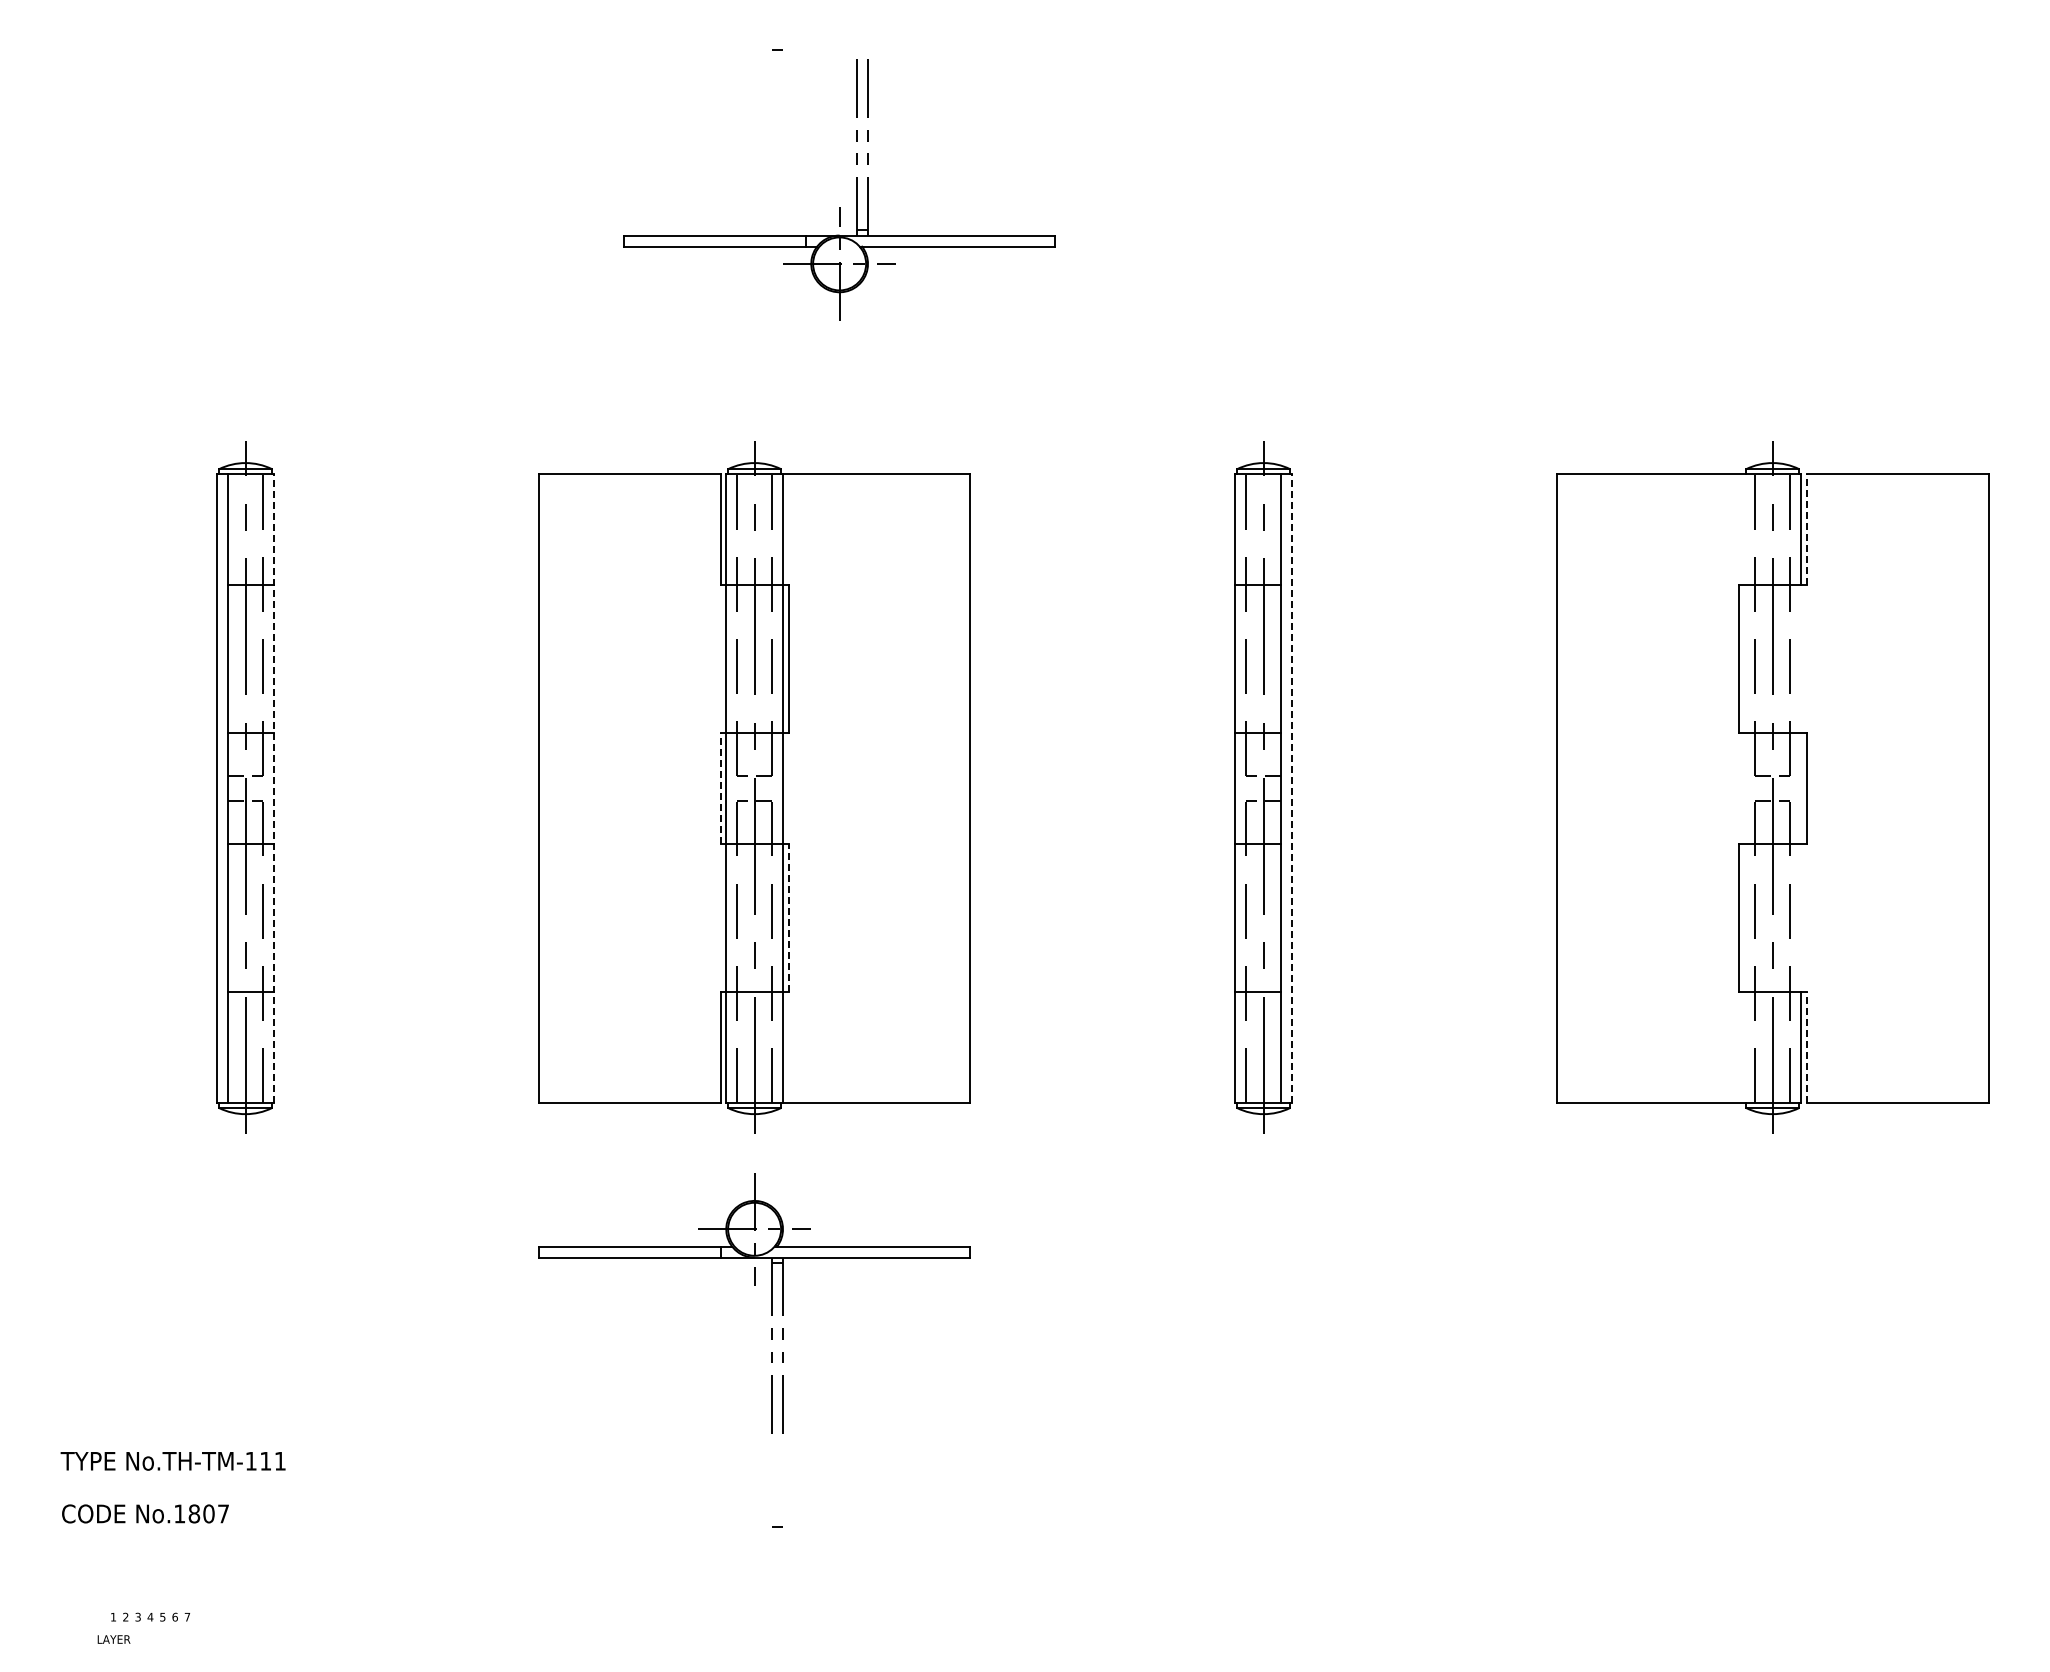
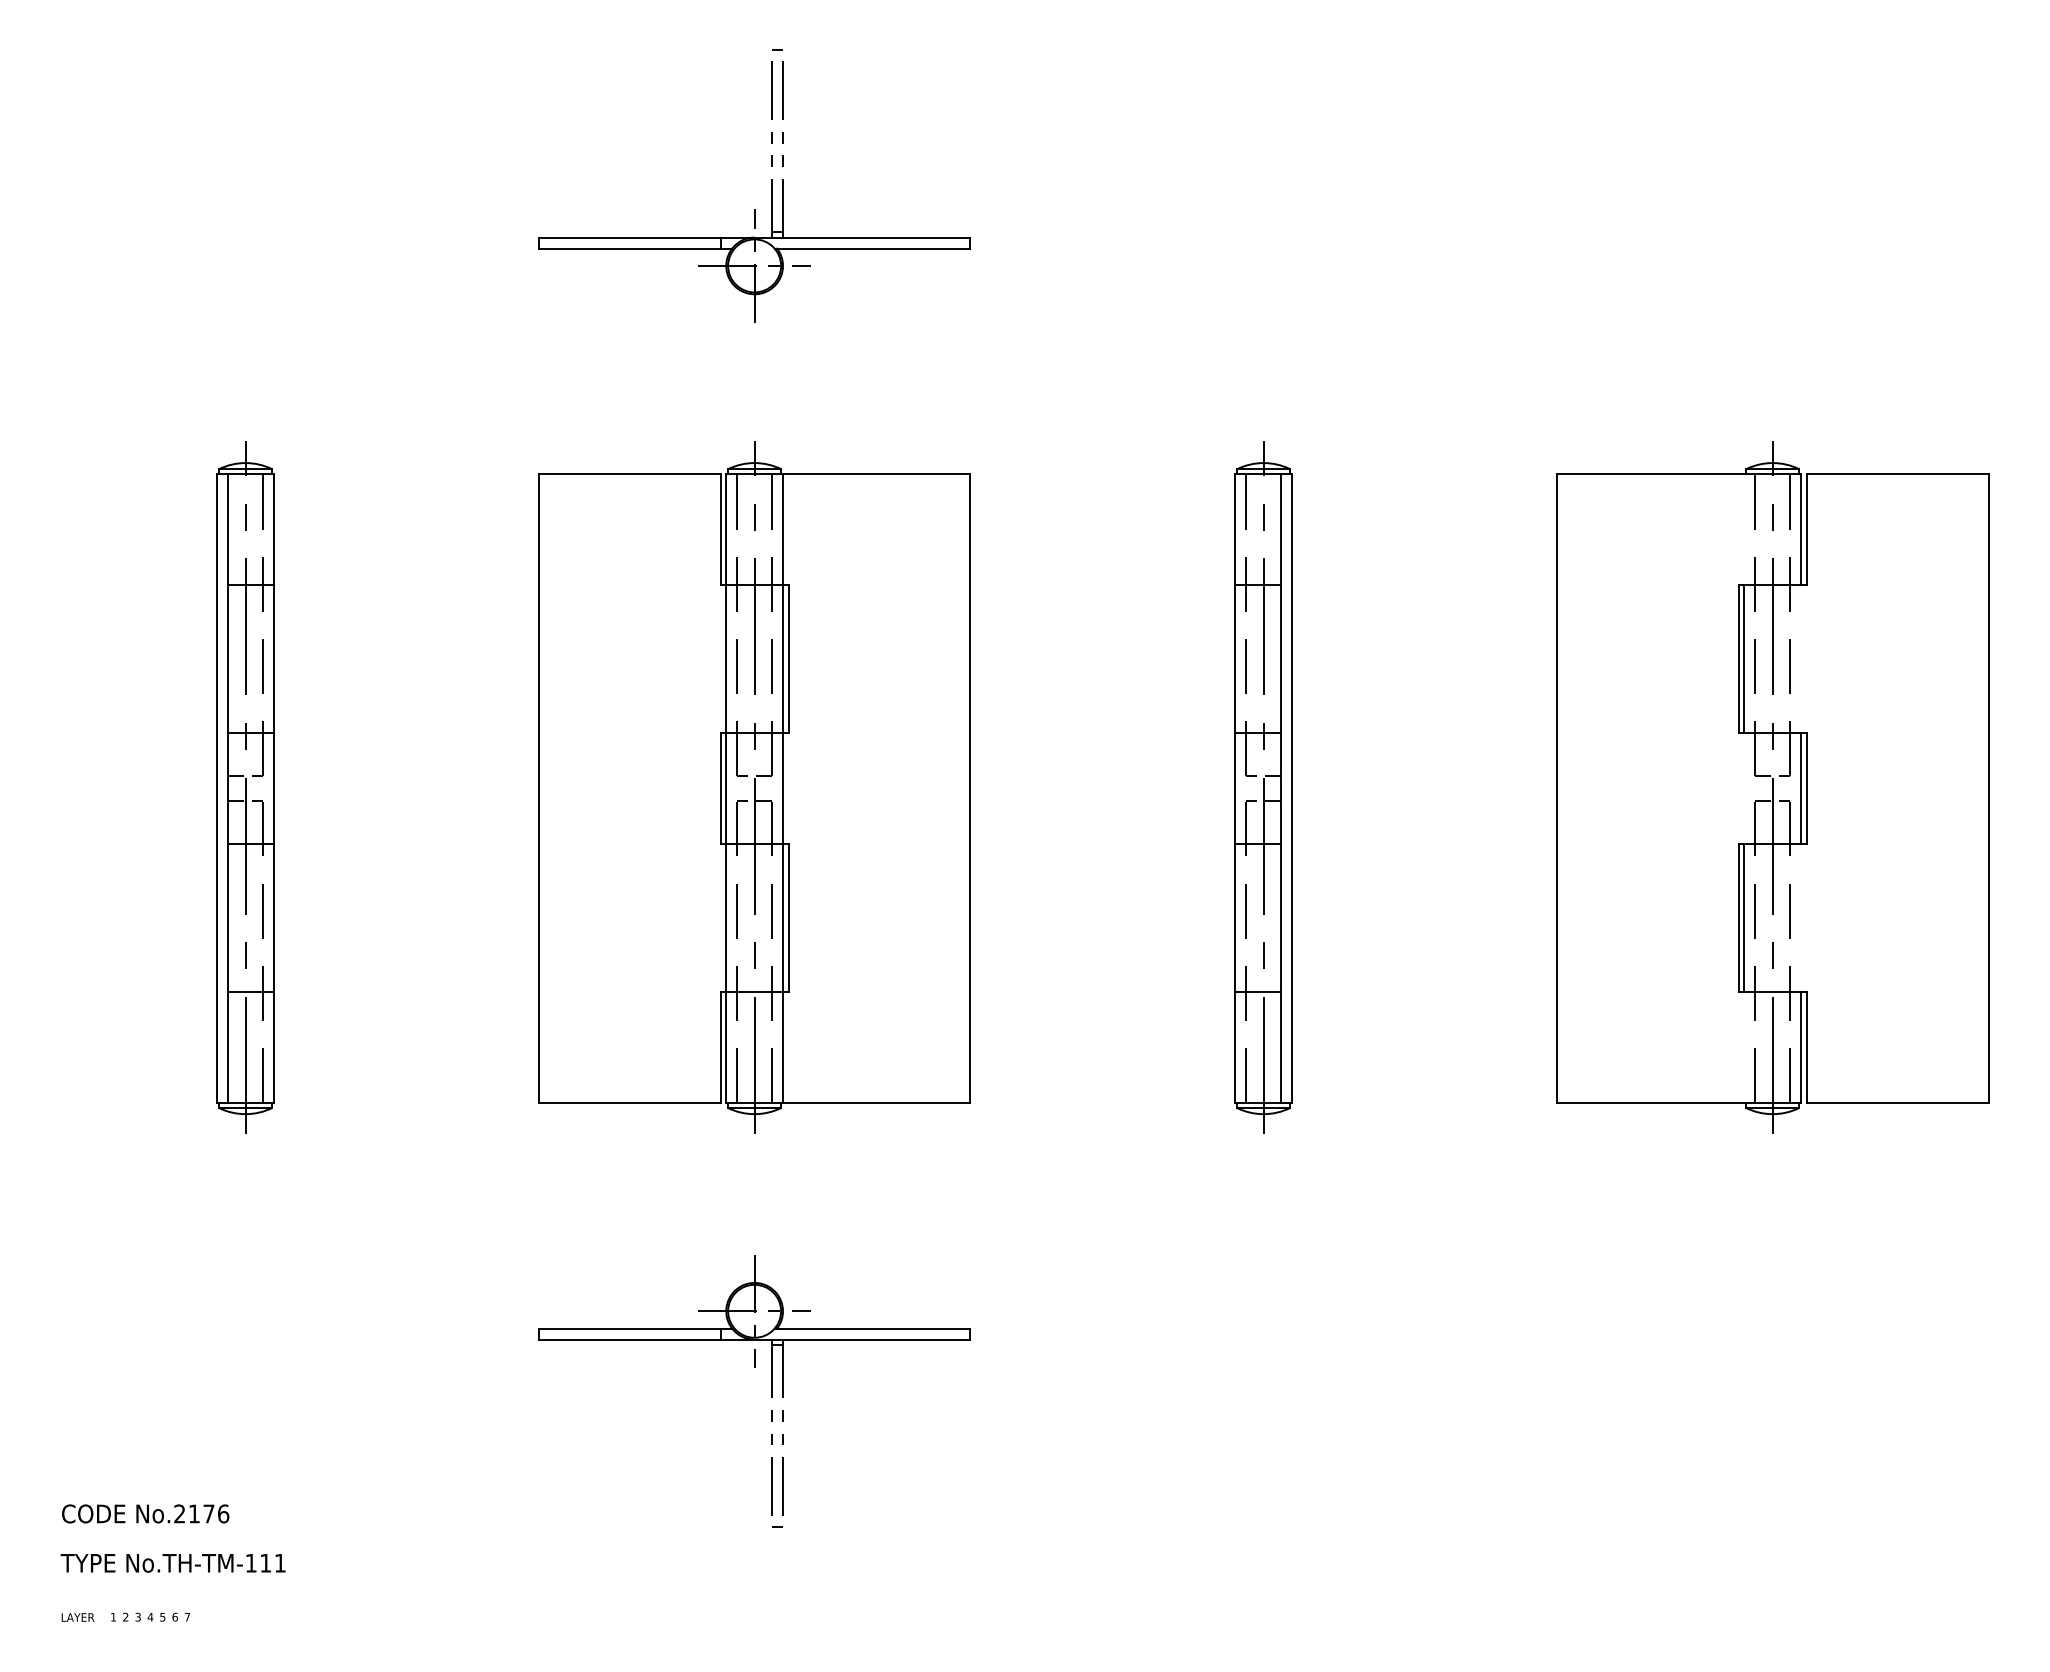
part position: (856, 189) -> (771, 191) (771, 191)
line: dashed -> solid (1806, 529)
line: none -> present (1744, 659)
line: dashed -> solid (273, 788)
line: dashed -> solid (720, 788)
line: dashed -> solid (1292, 788)
line: none -> present (1801, 788)
line: dashed -> solid (788, 918)
line: none -> present (1744, 918)
line: dashed -> solid (1806, 1047)
part position: (771, 1303) -> (771, 1385) (771, 1385)
text position: (172, 1461) -> (172, 1563) (172, 1563)
text: No.1807 -> No.2176 (201, 1513)
text position: (113, 1639) -> (77, 1617) (77, 1617)
